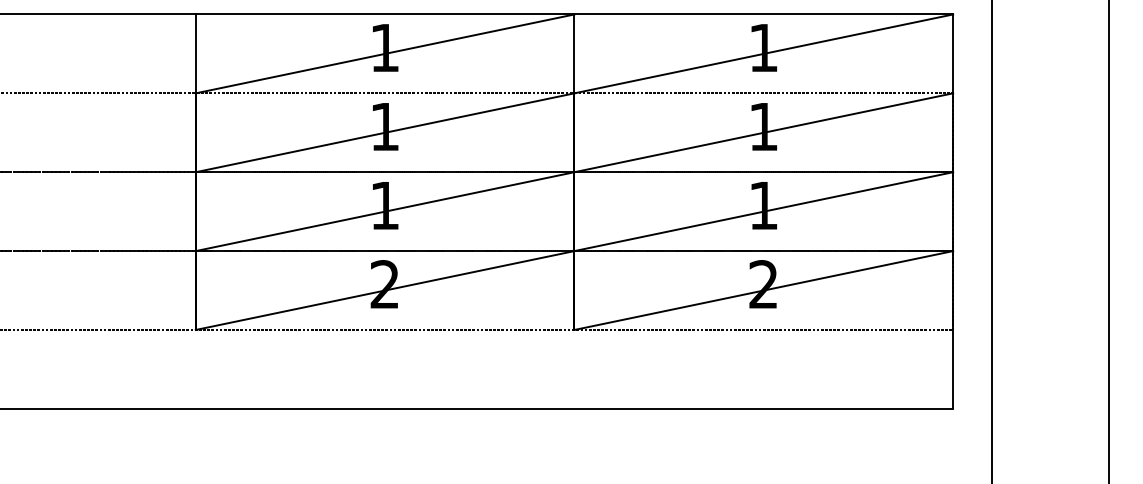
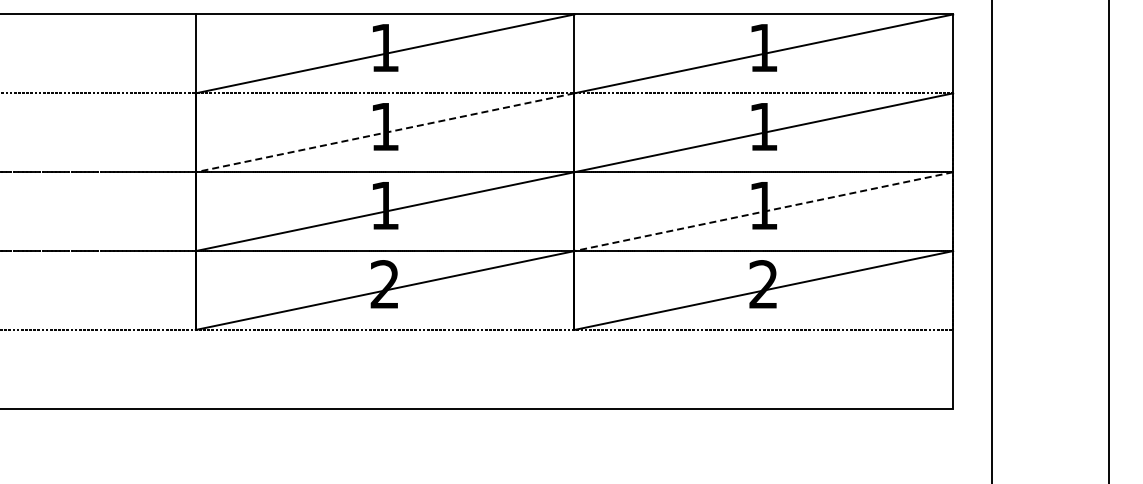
line: solid -> dashed (384, 132)
line: solid -> dashed (763, 211)
